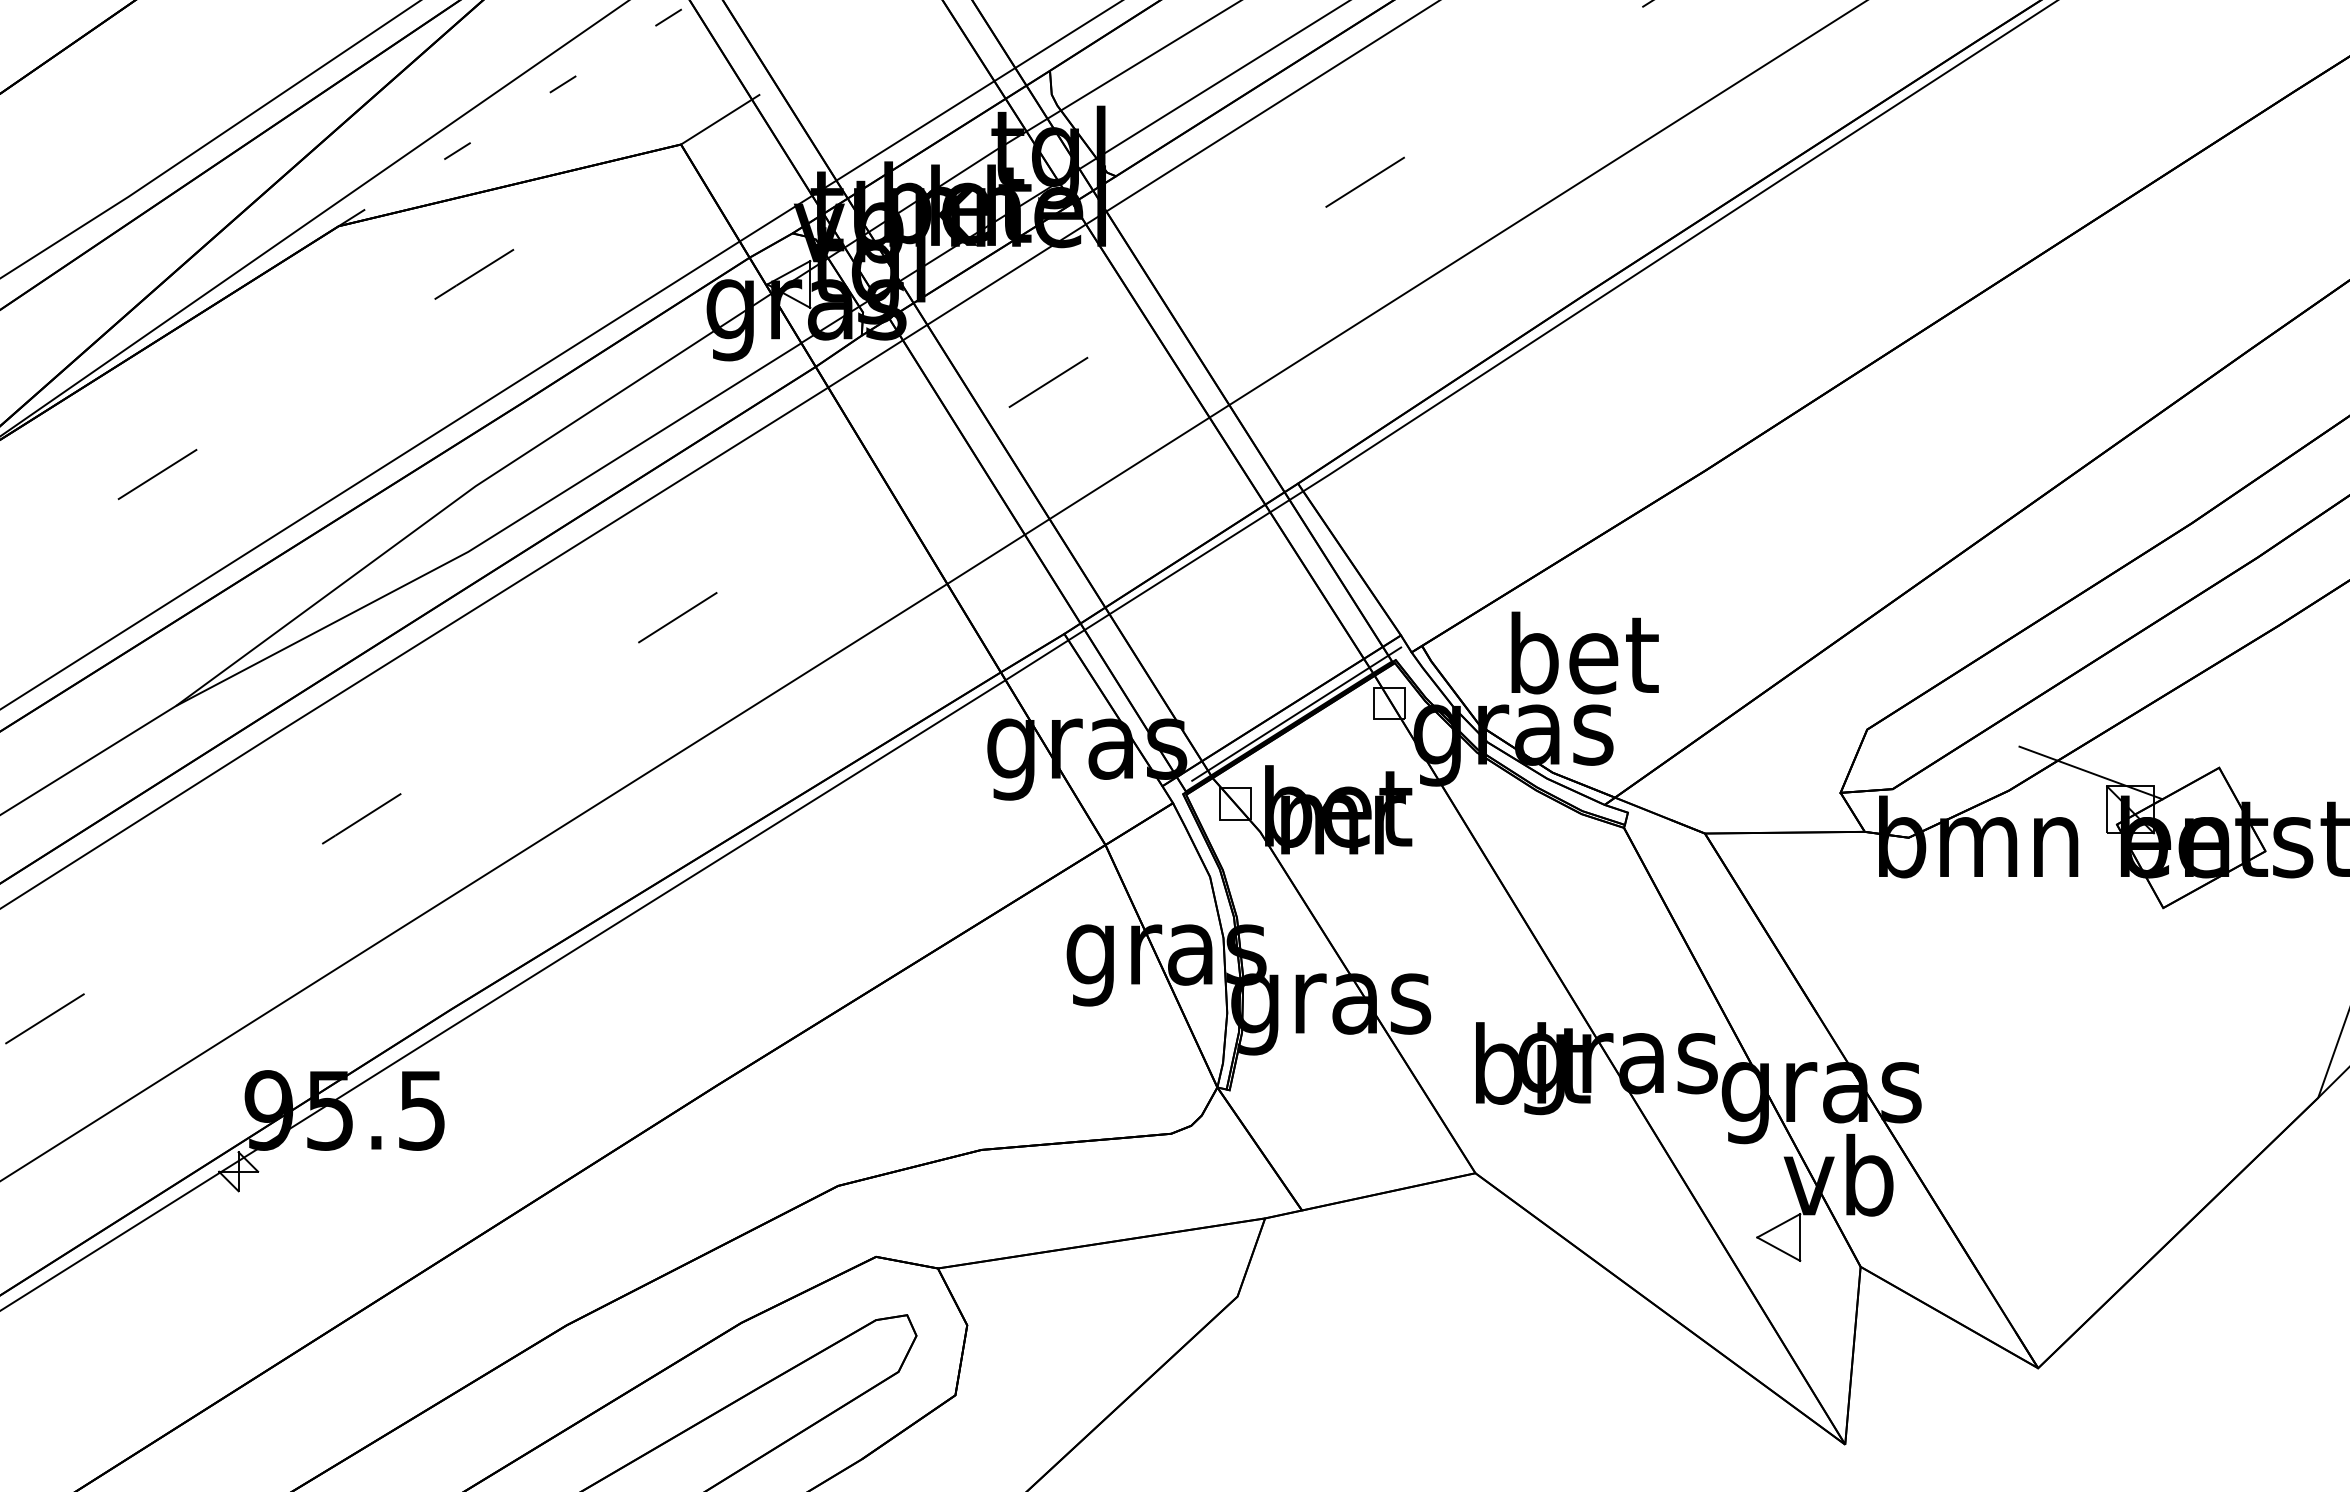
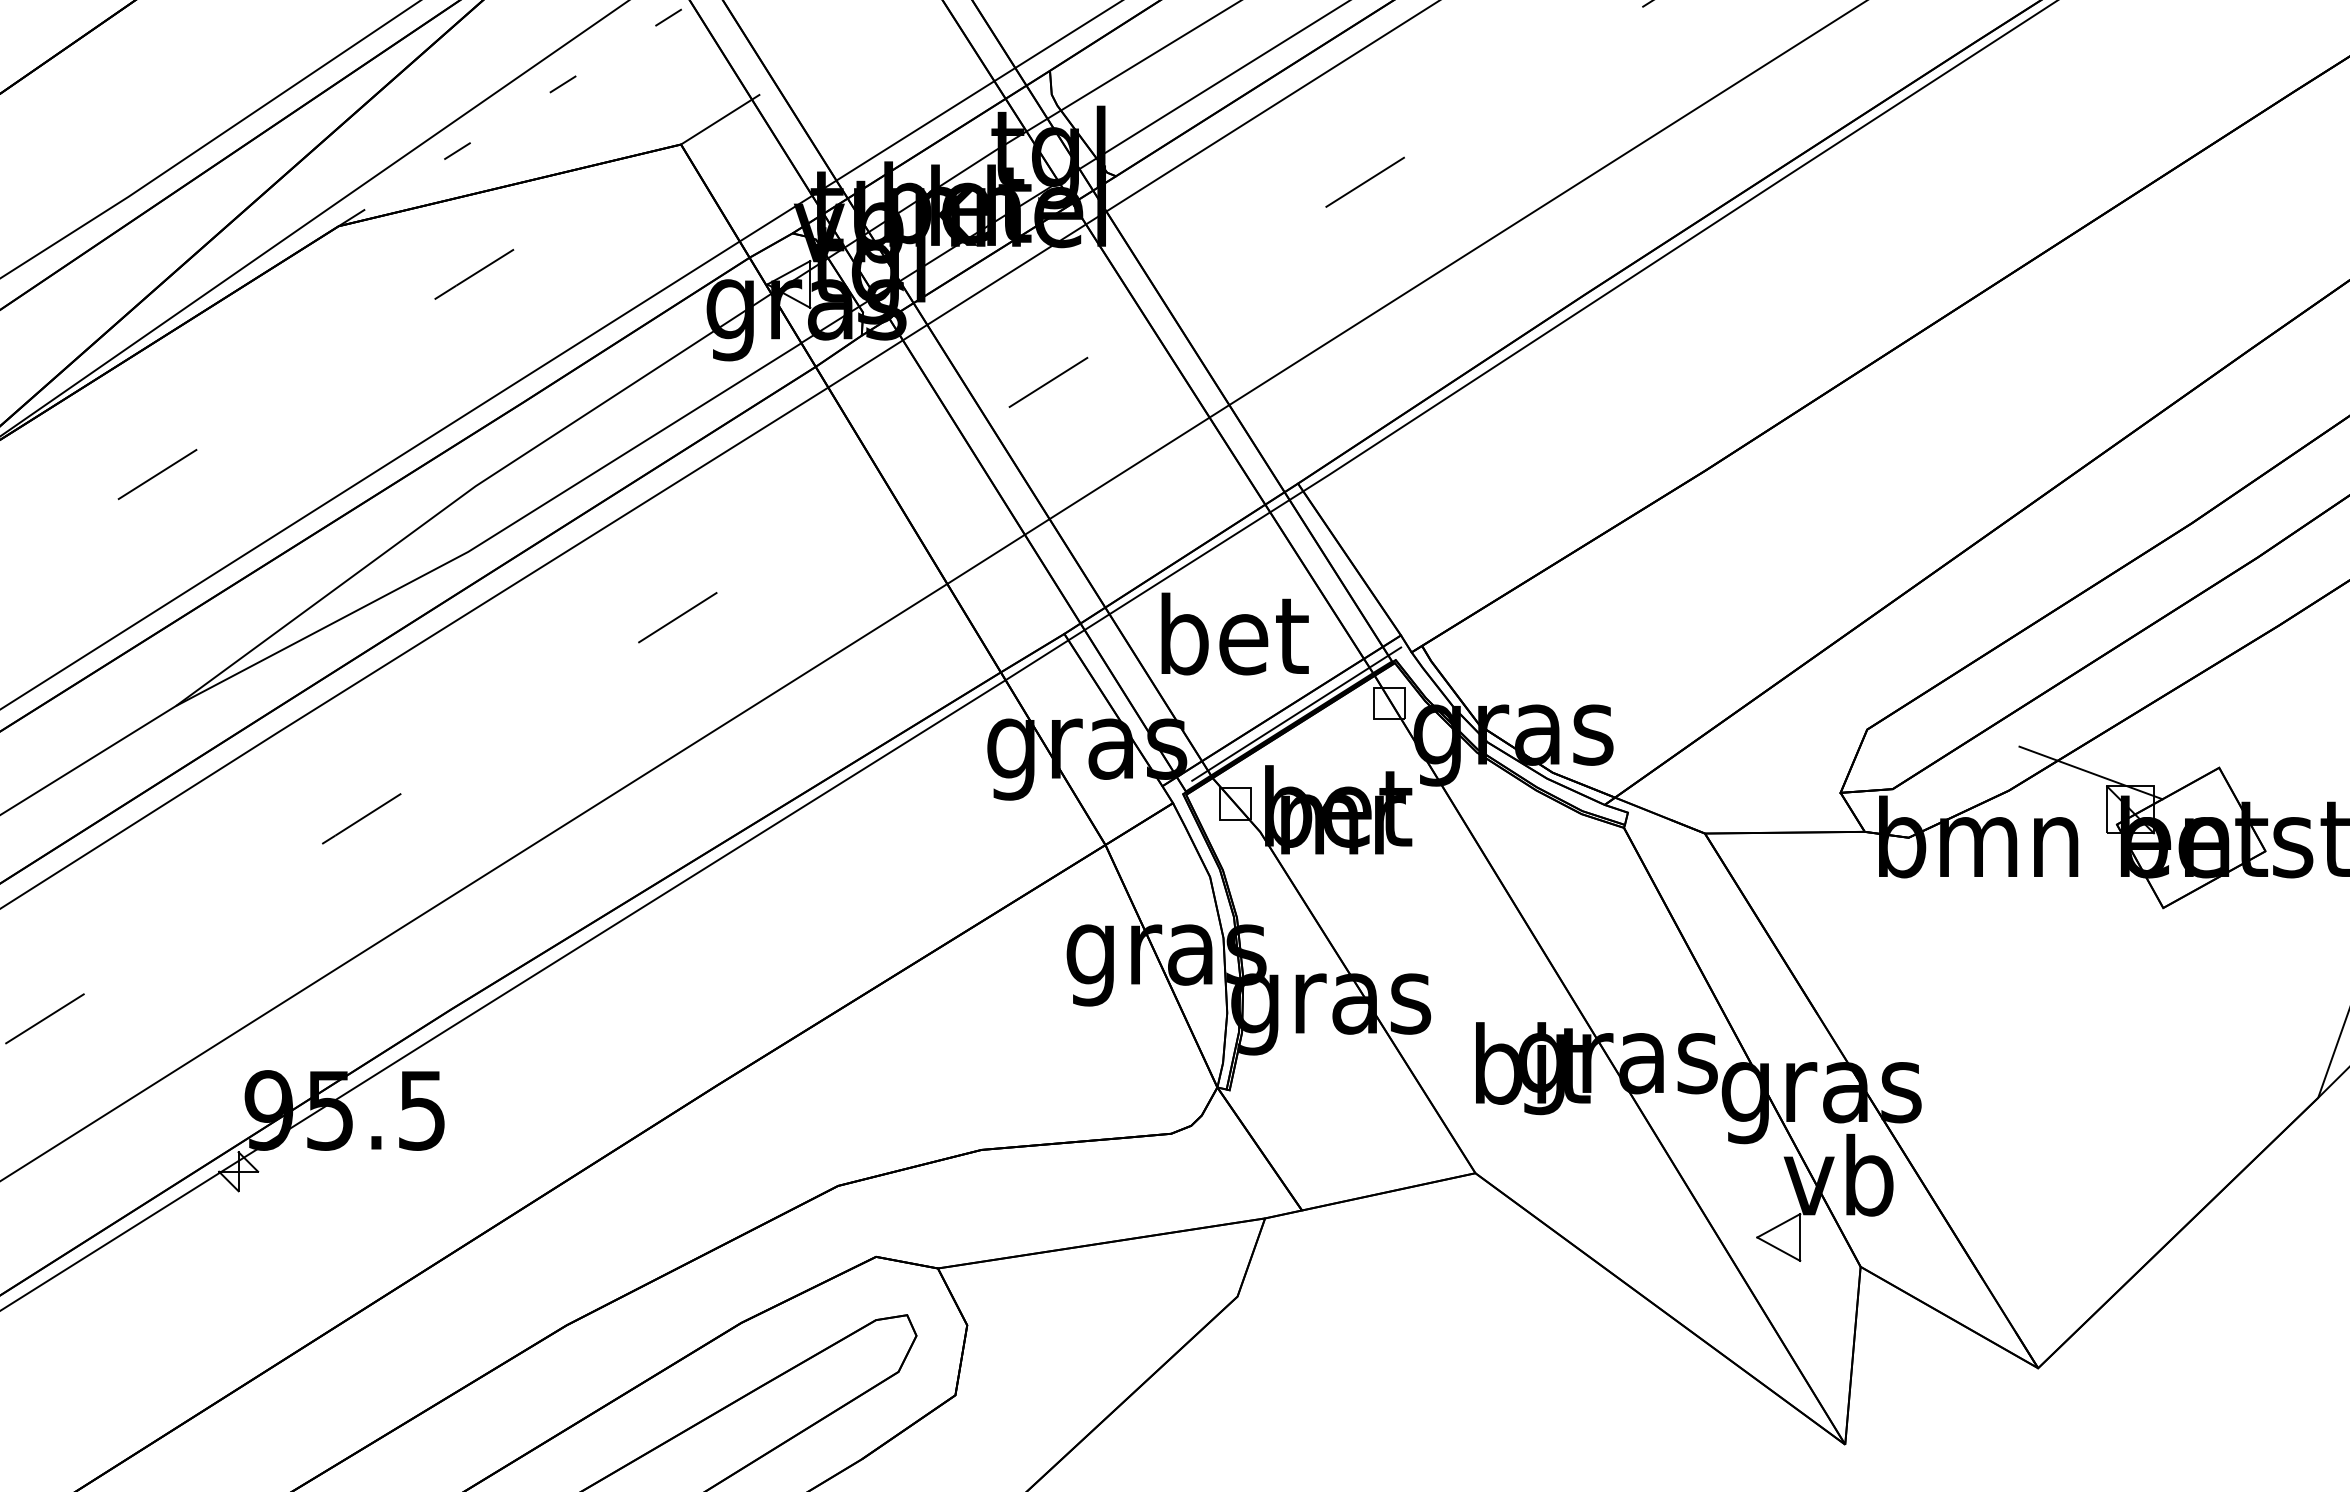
text position: (1584, 652) -> (1234, 633) (1234, 633)
